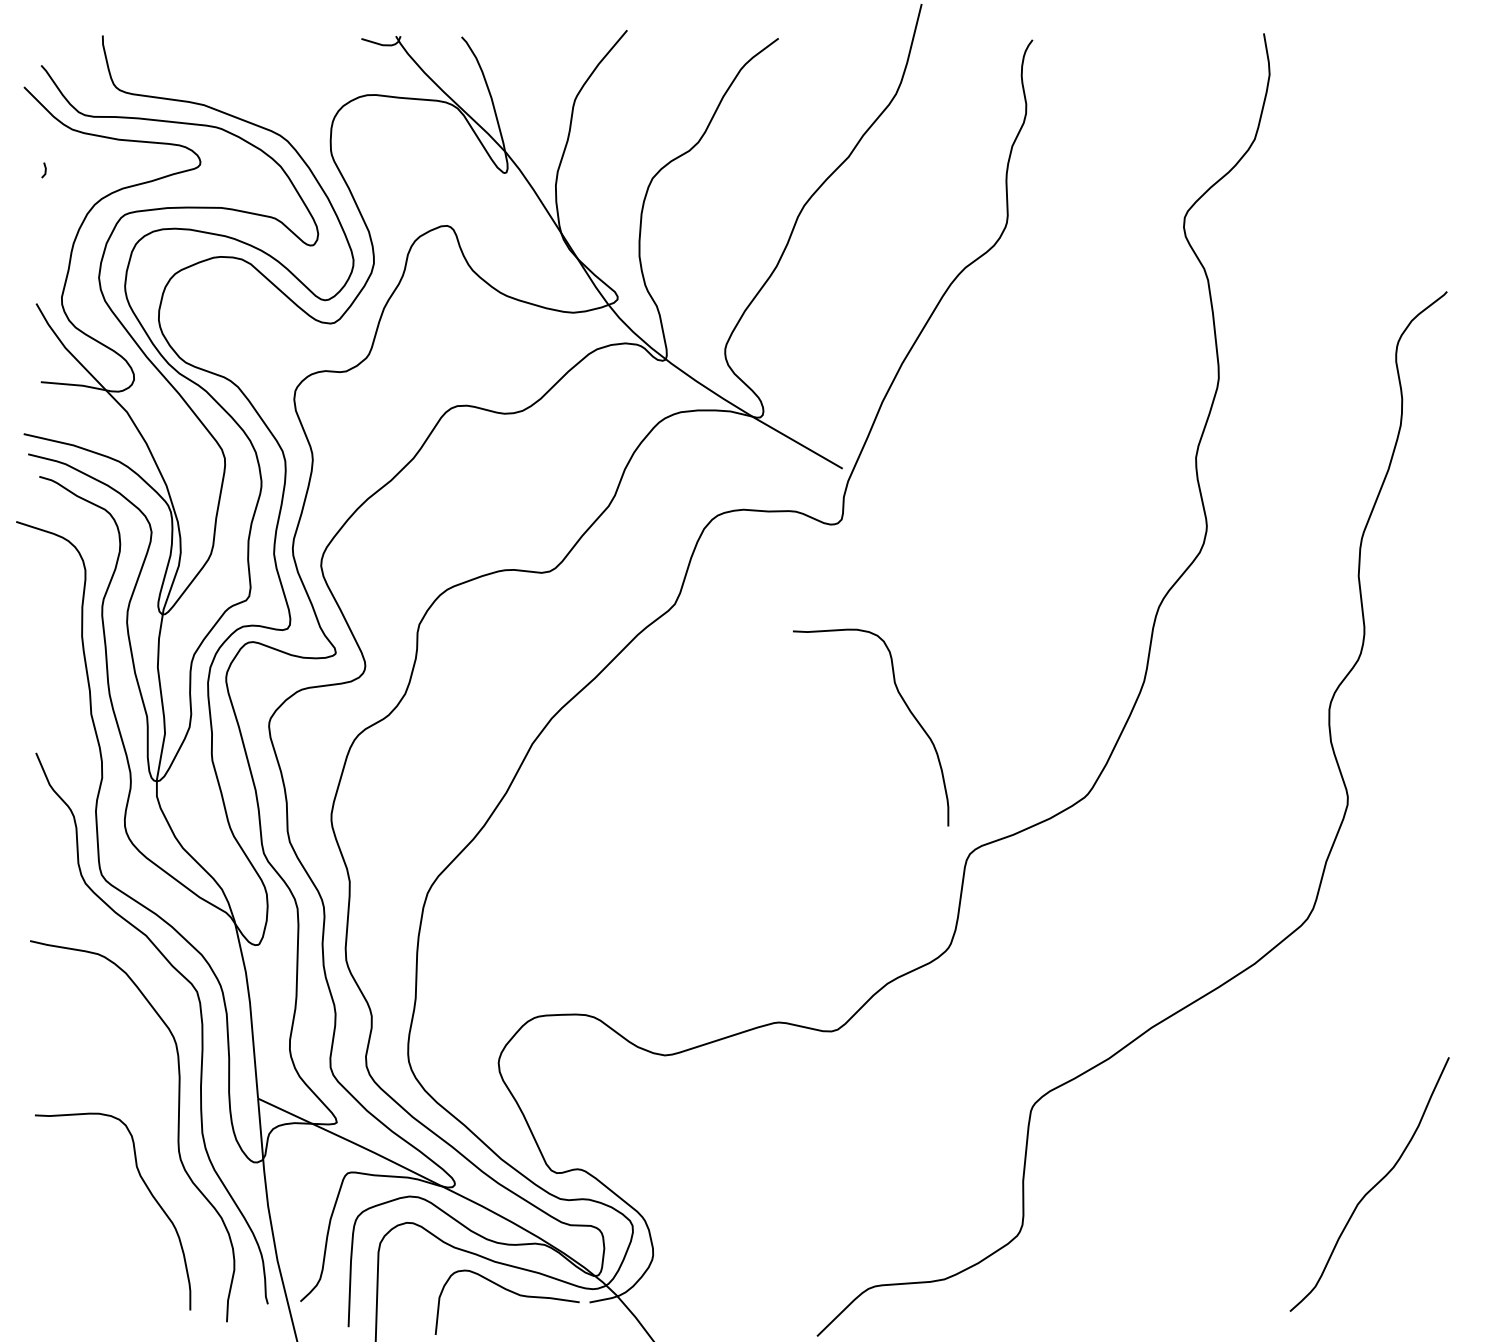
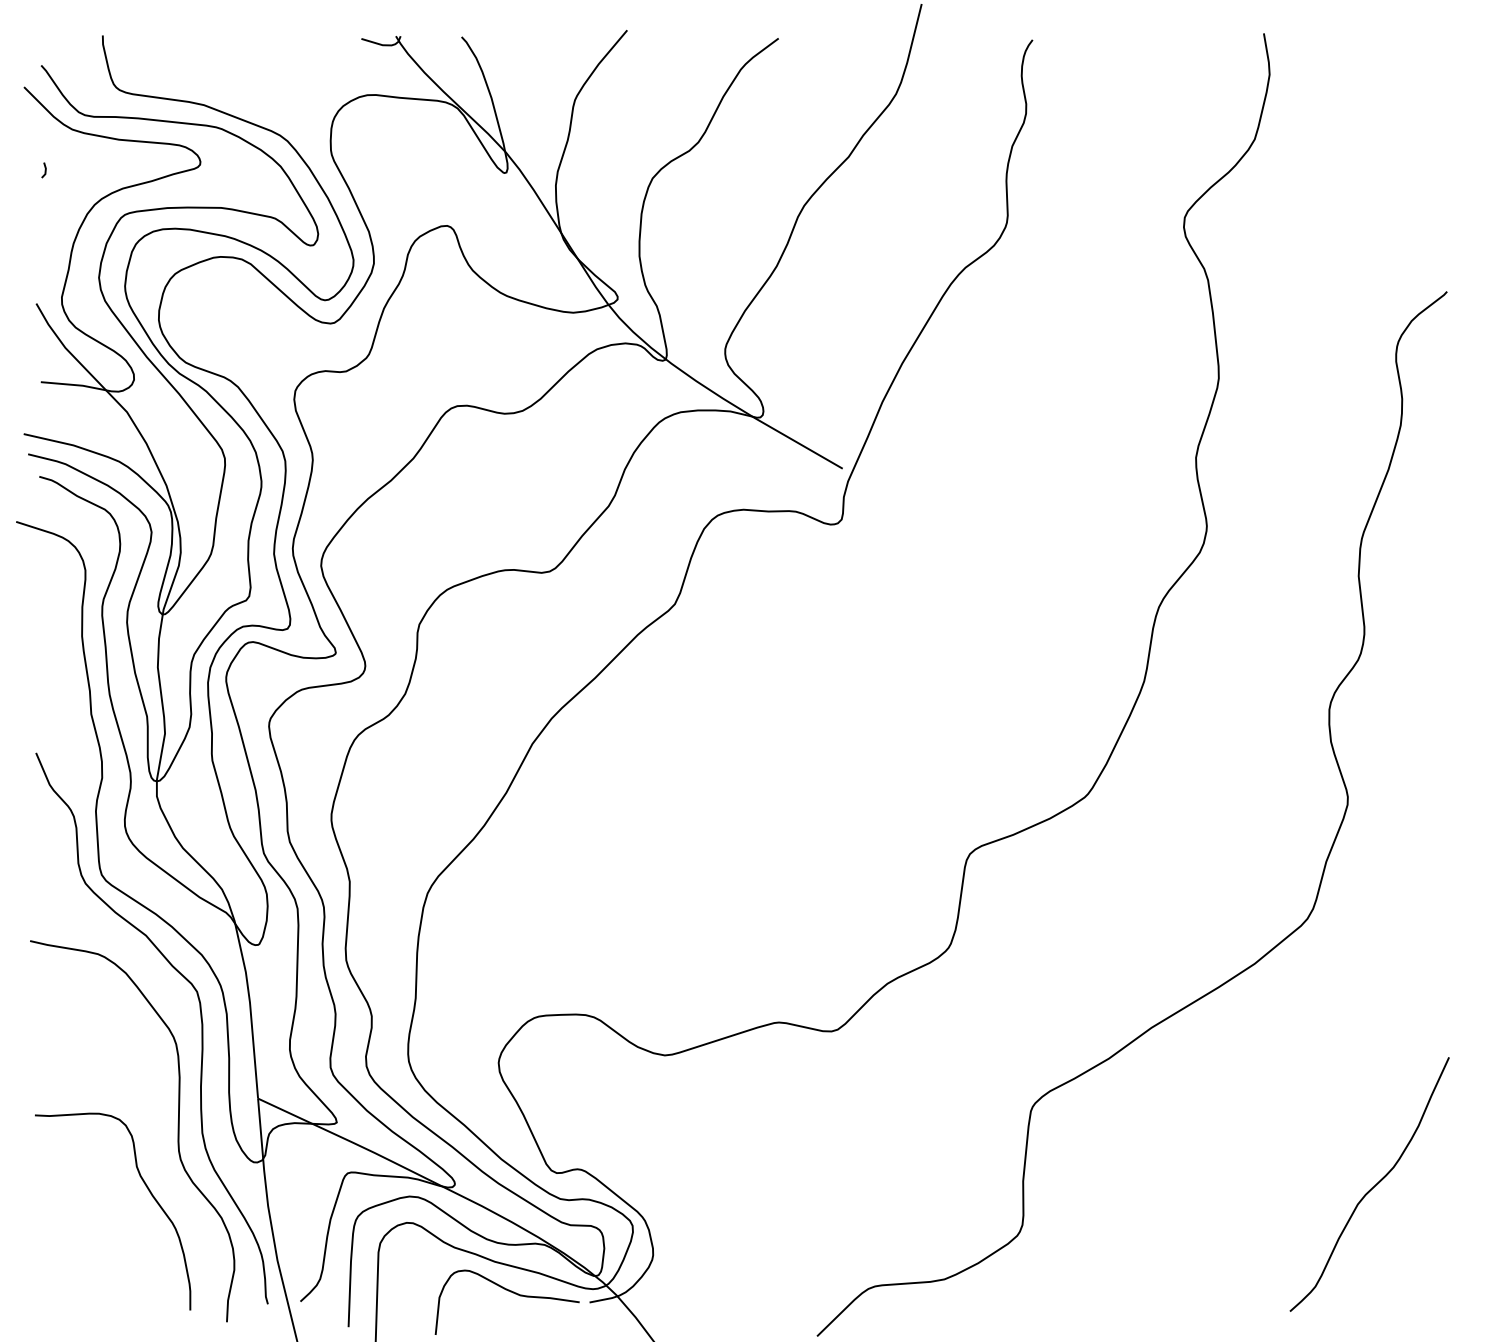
curve: present -> none (905, 705)
